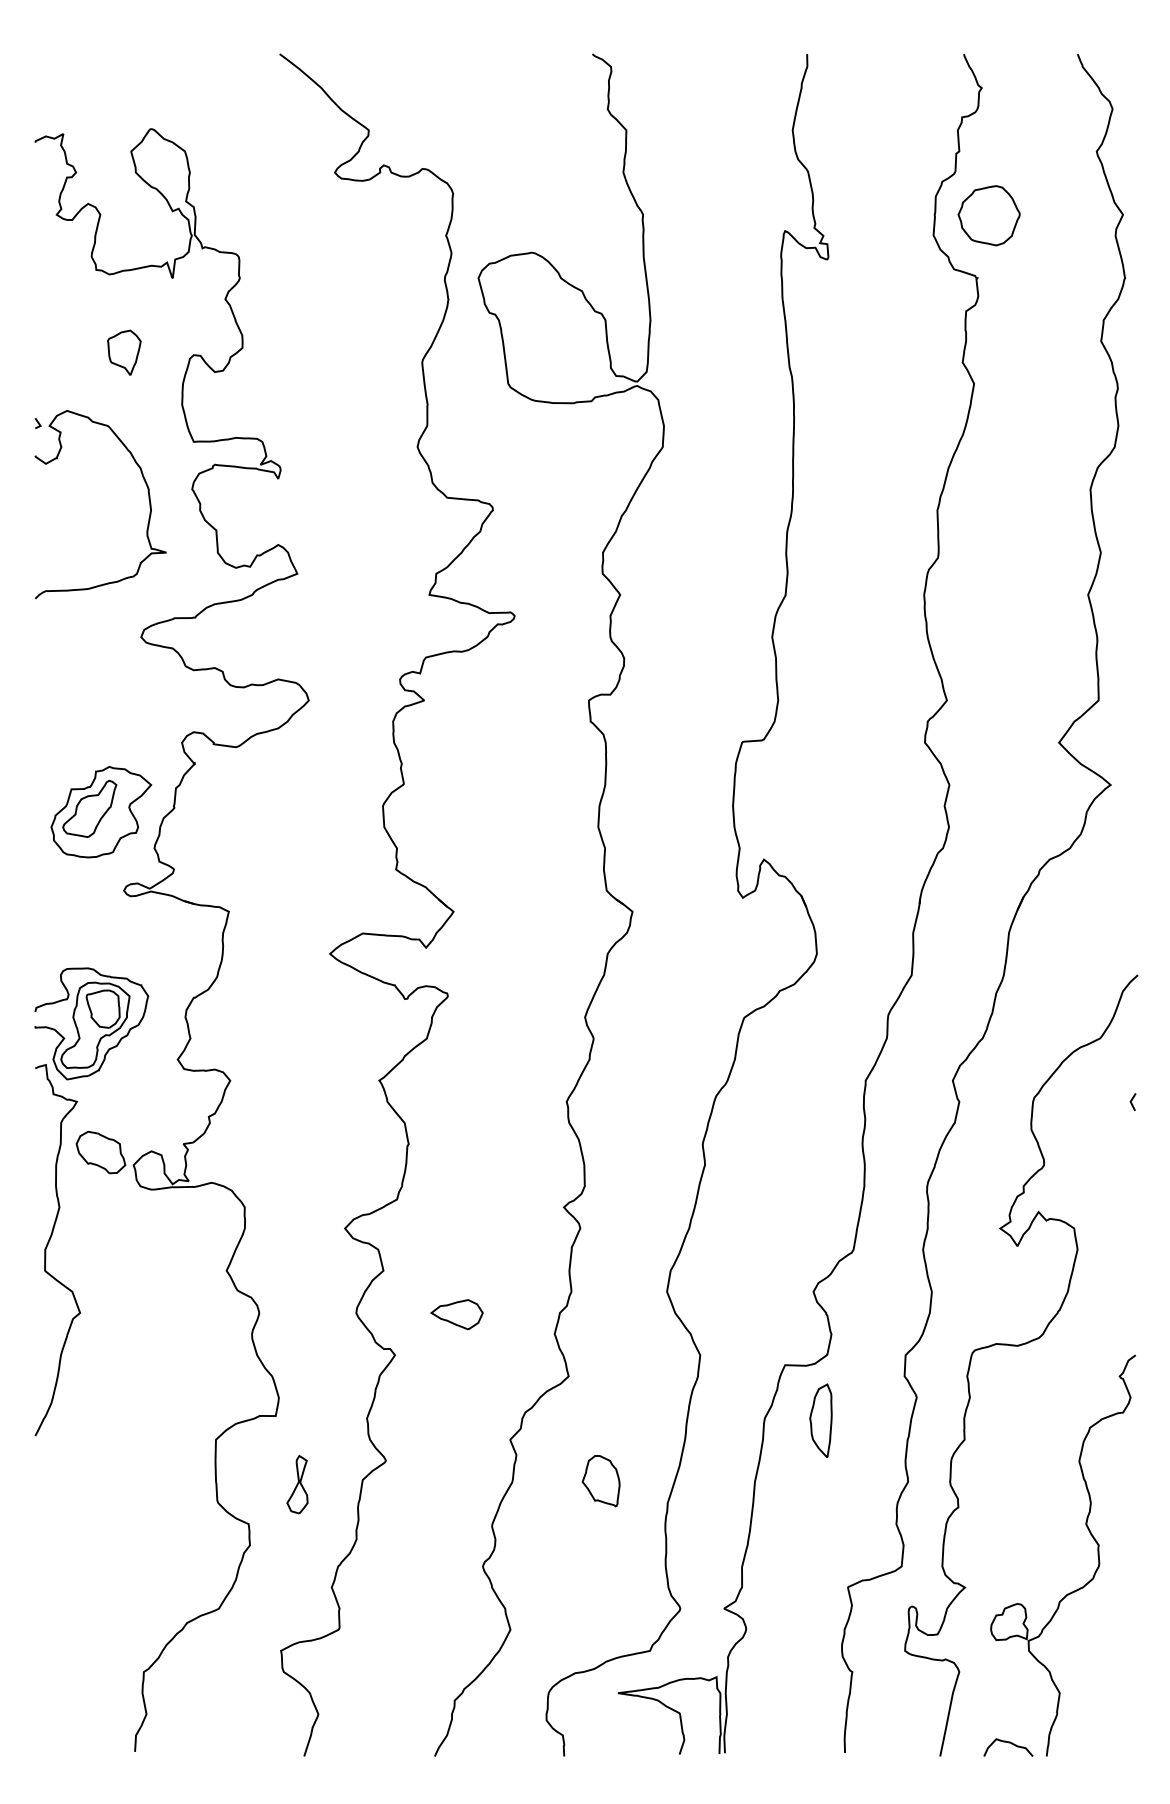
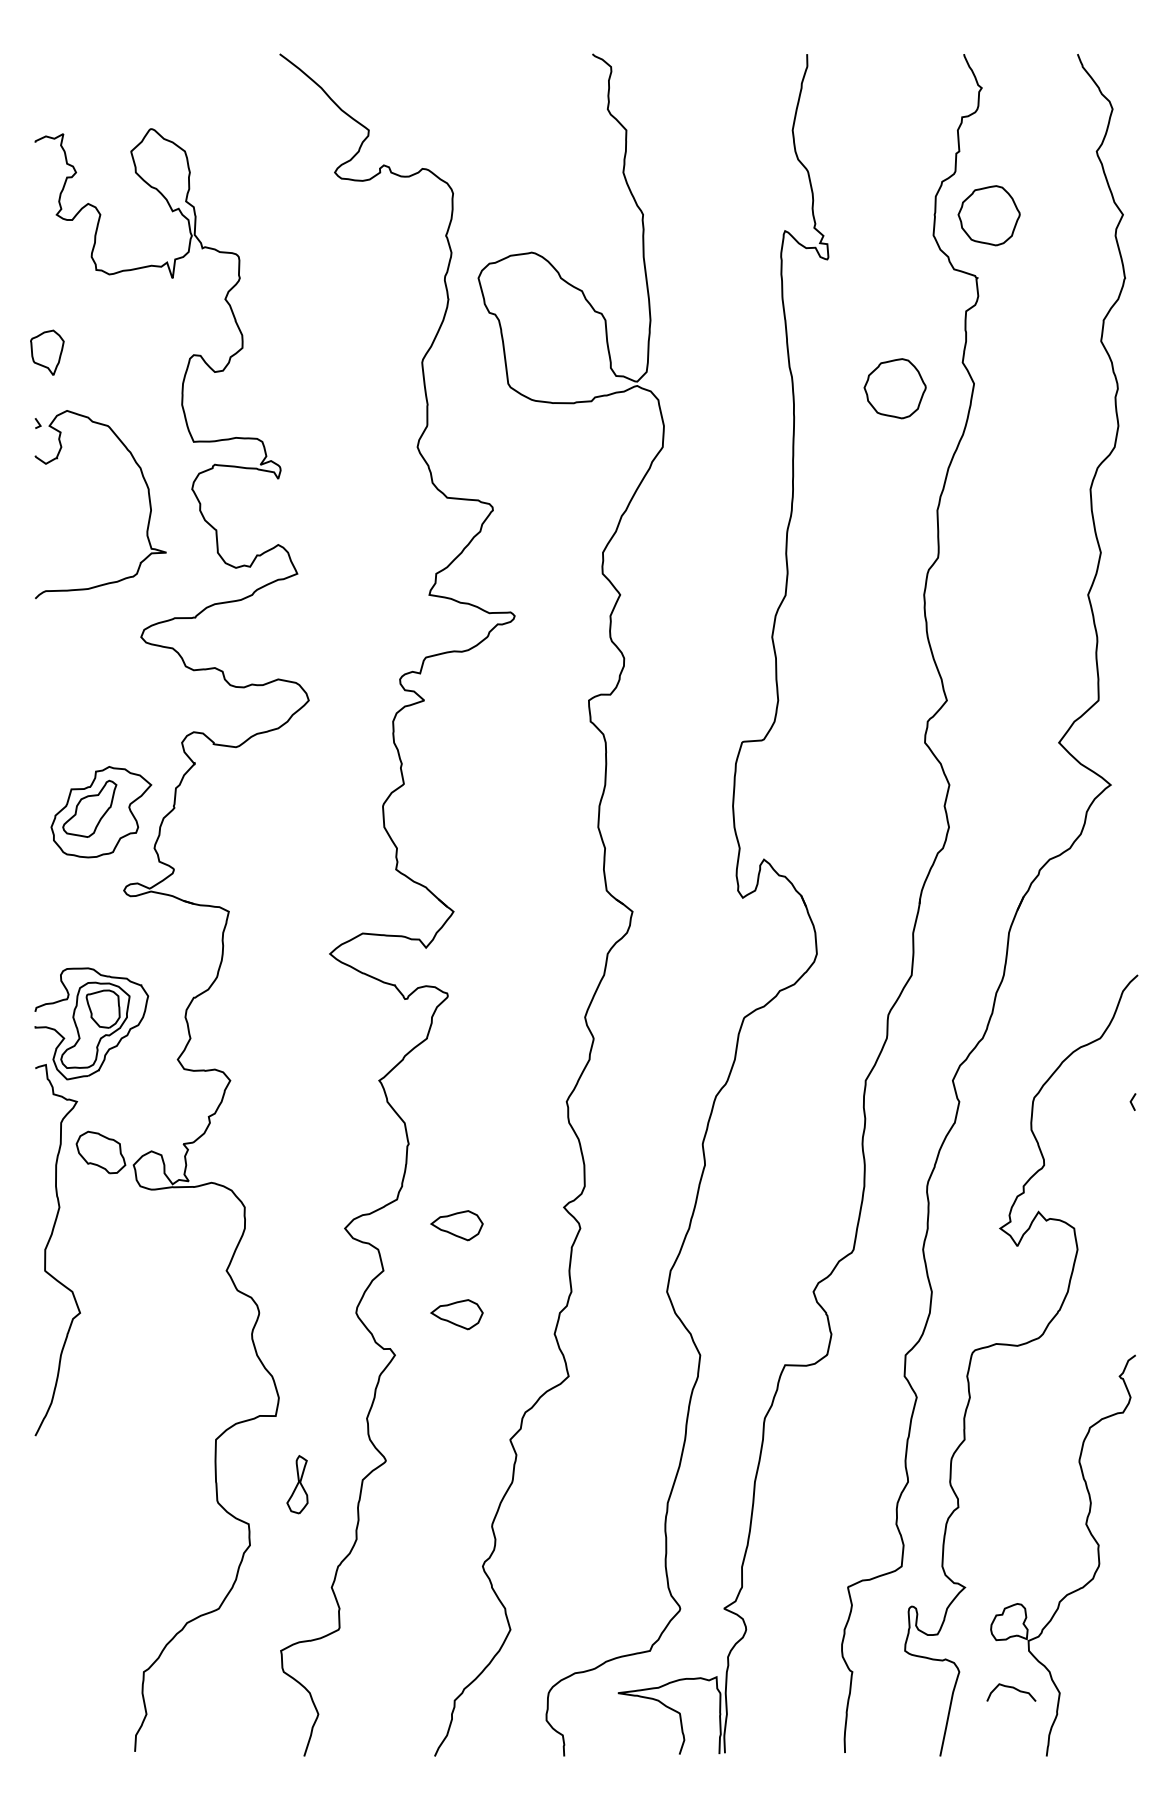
part position: (124, 352) -> (47, 352) (47, 352)
part: none -> present (894, 388)
part: none -> present (456, 1225)
part: present -> none (820, 1420)
part: present -> none (600, 1481)
curve position: (1008, 1743) -> (1011, 1688) (1011, 1688)
